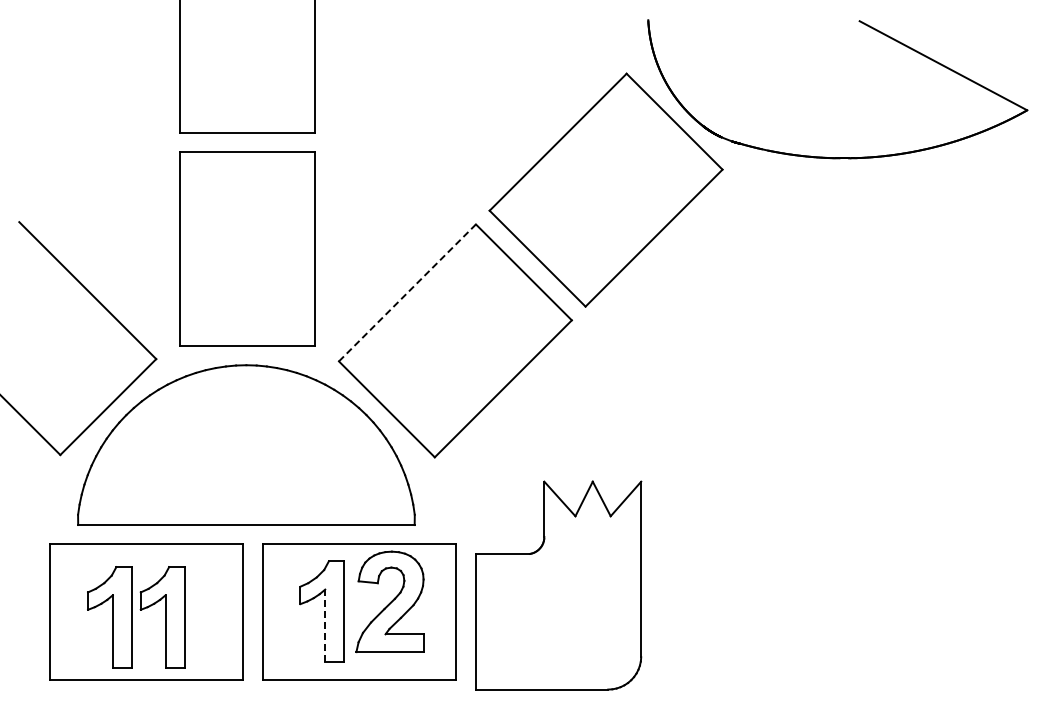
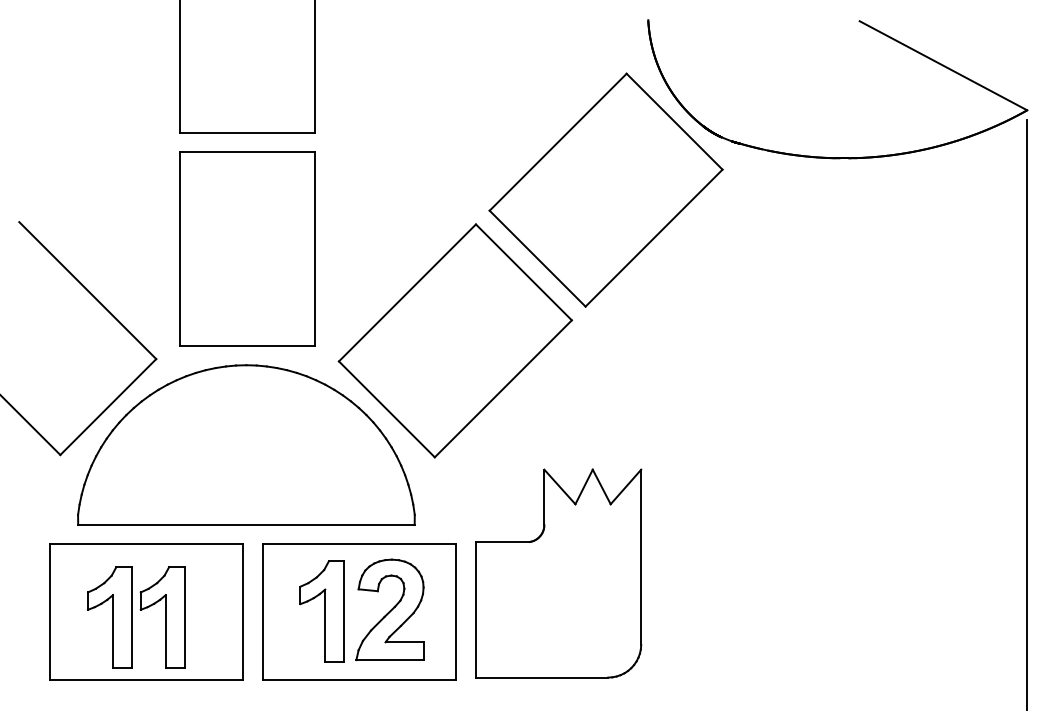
line: dashed -> solid (407, 292)
line: none -> present (1027, 413)
part position: (558, 585) -> (558, 573) (558, 573)
part position: (389, 601) -> (389, 609) (389, 609)
line: dashed -> solid (325, 625)
